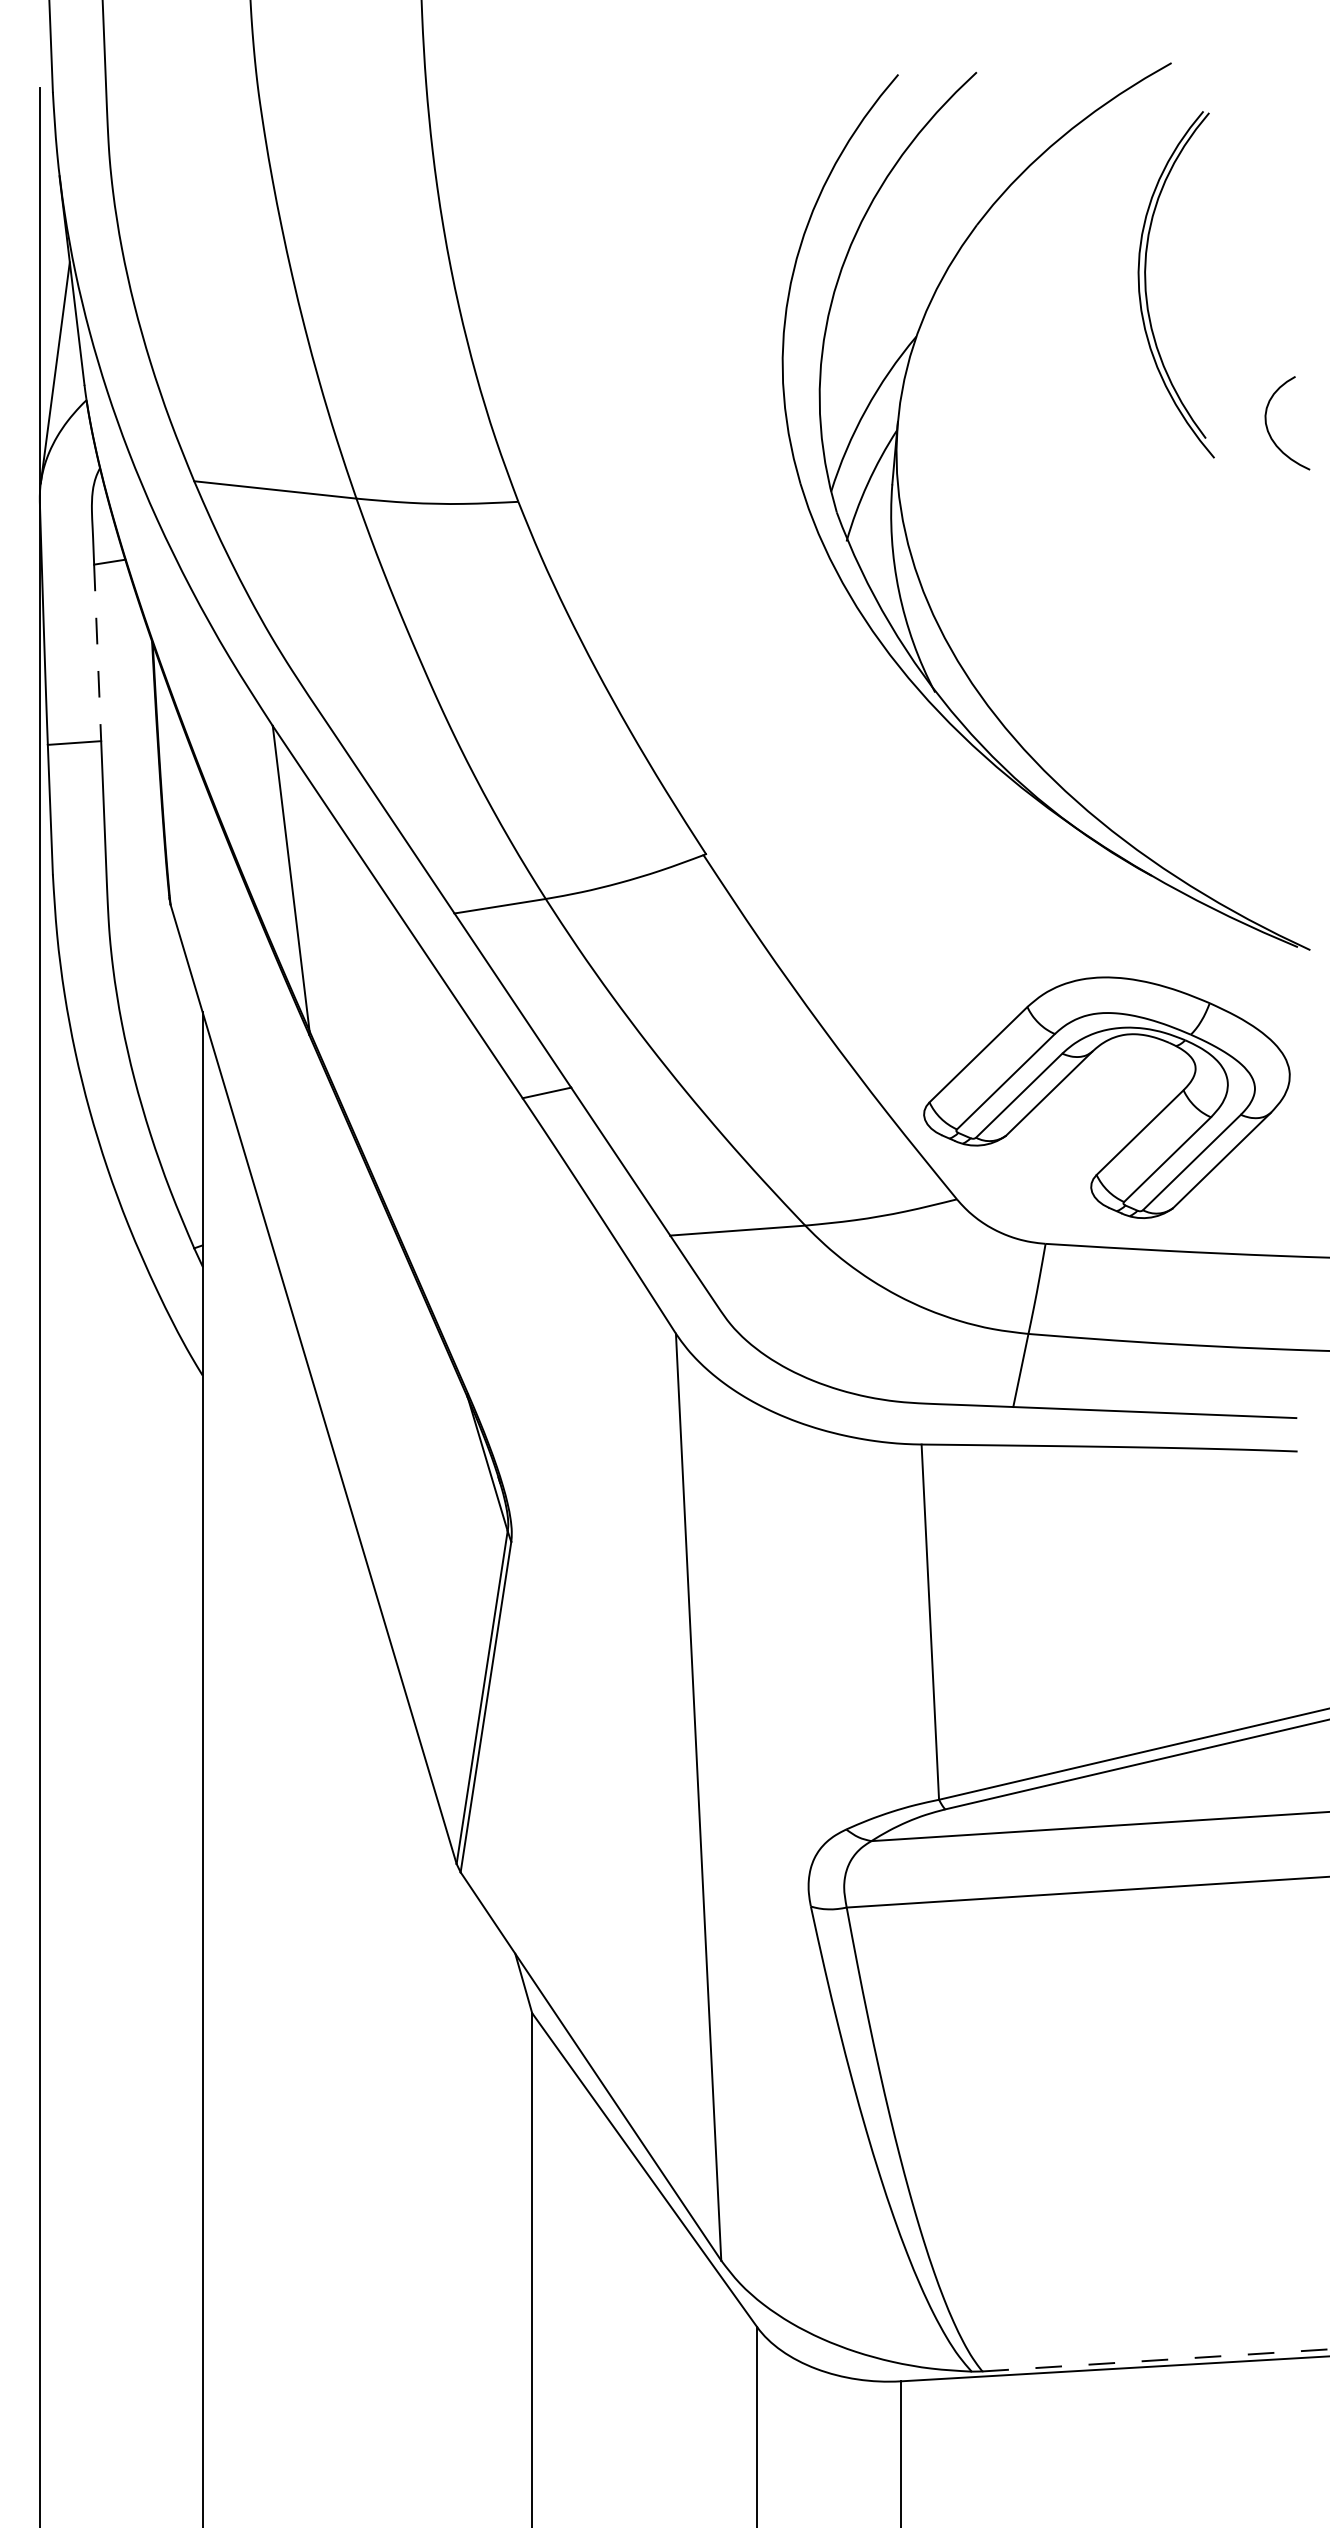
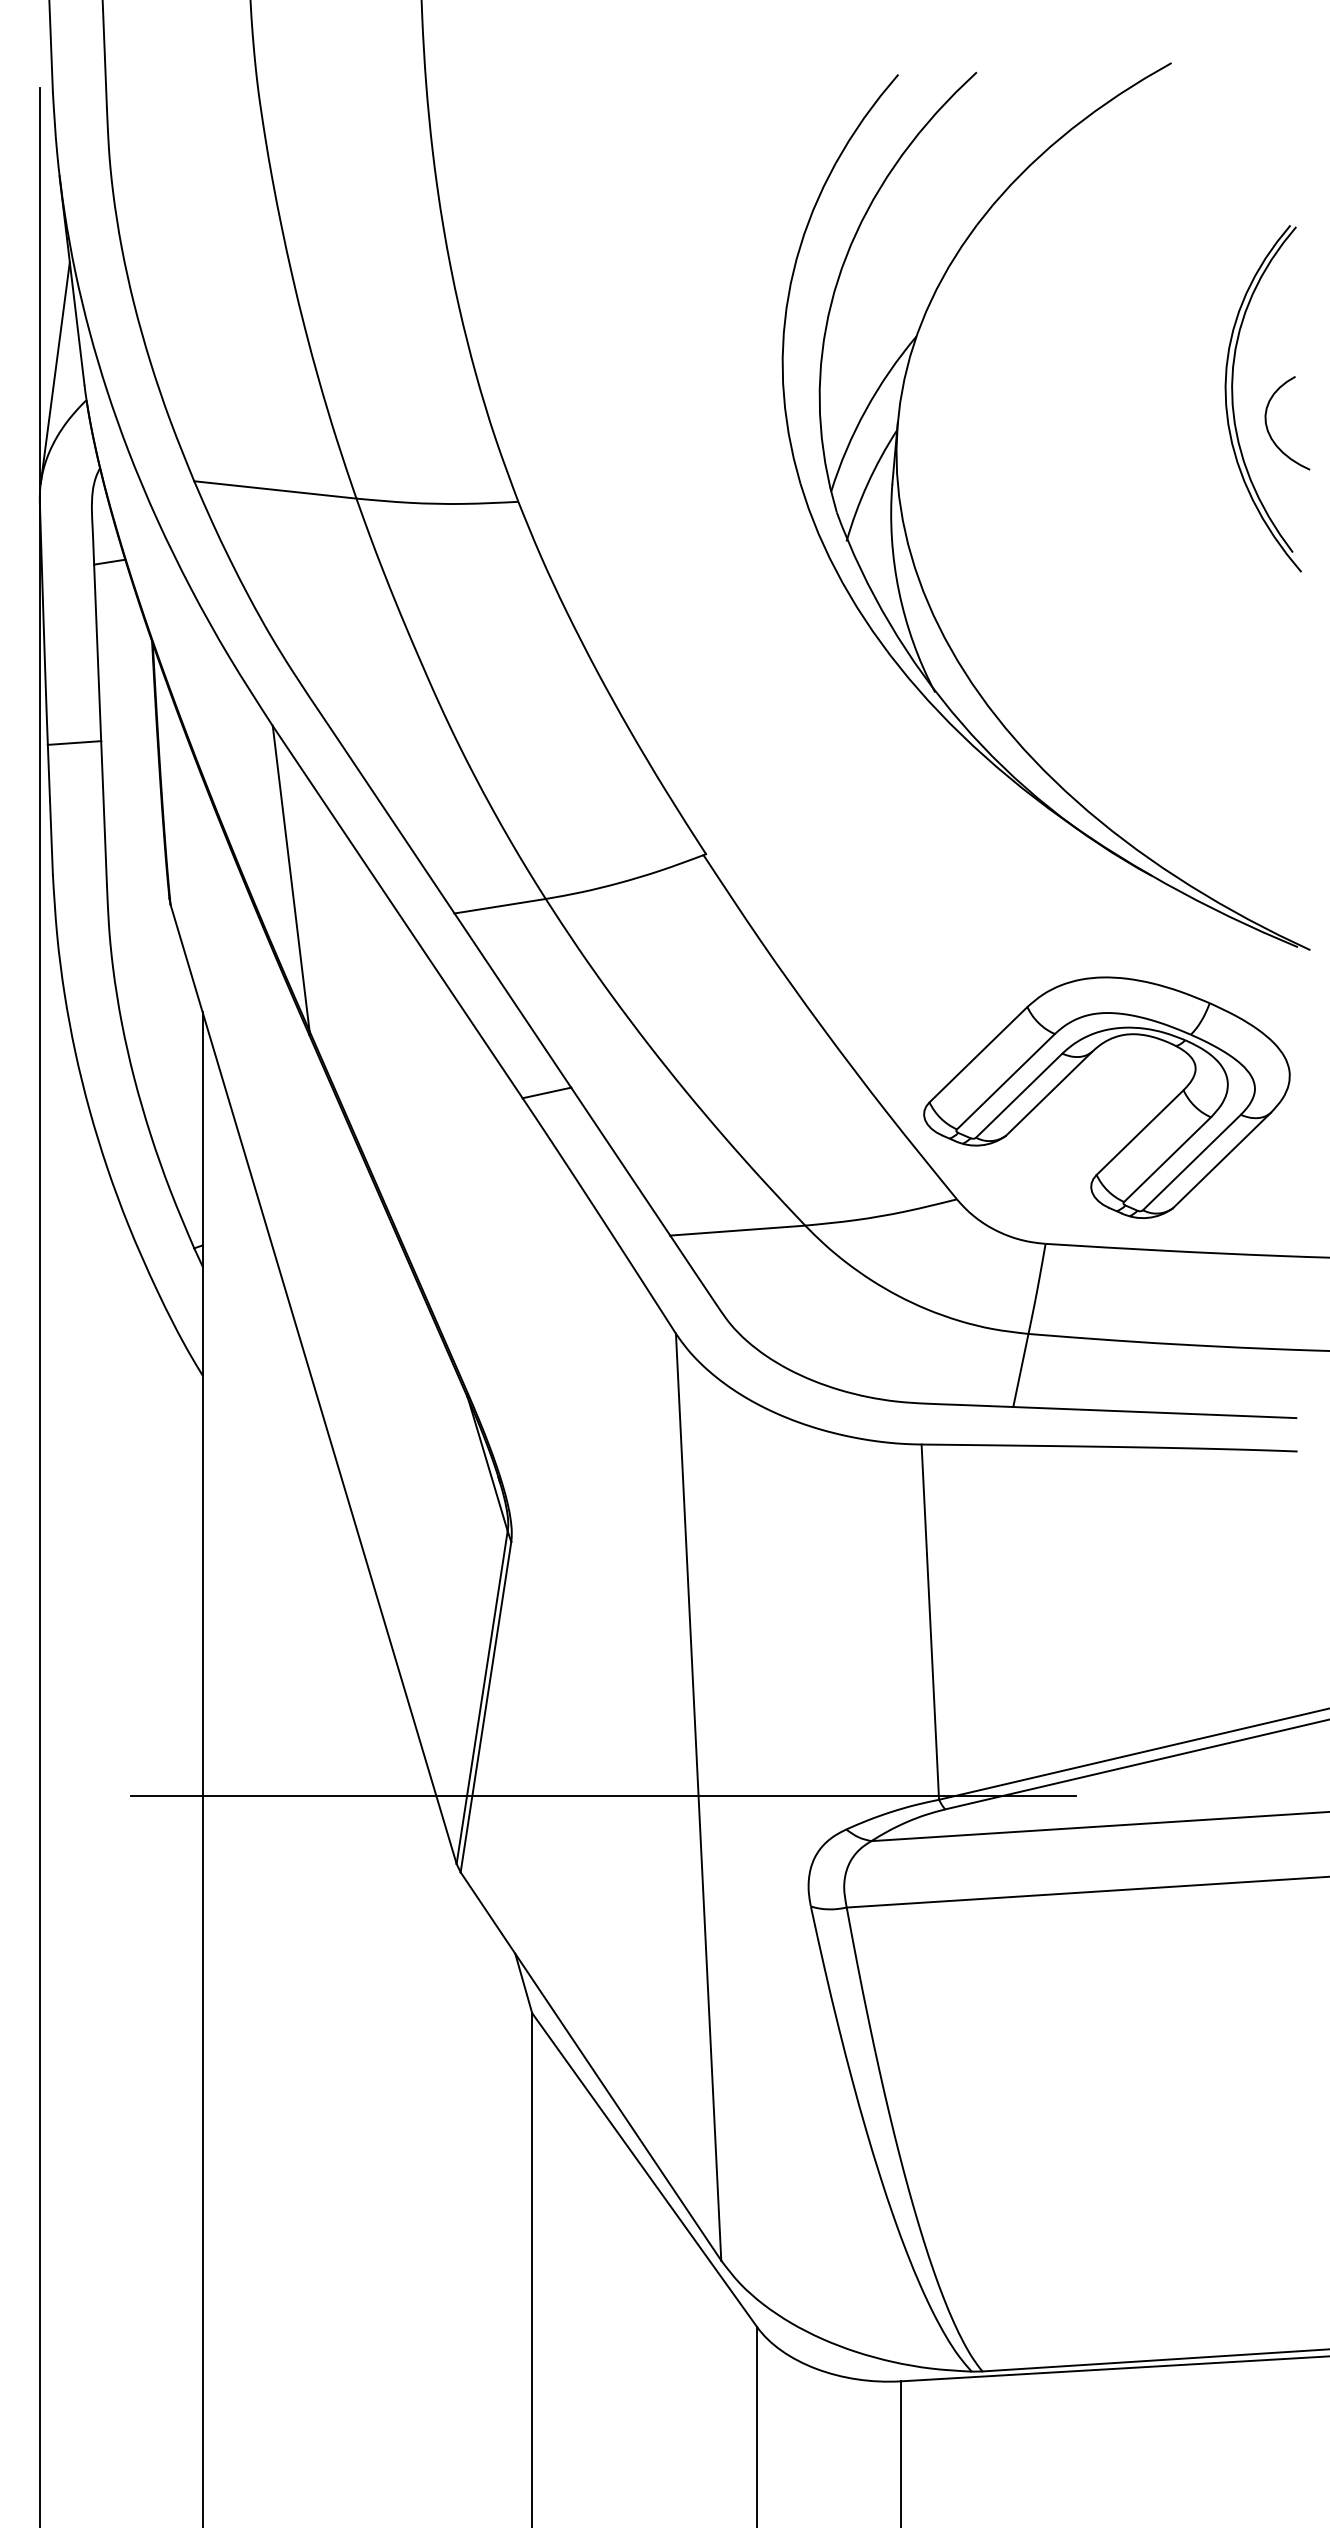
part position: (1146, 284) -> (1233, 398) (1233, 398)
line: dashed -> solid (97, 653)
line: none -> present (603, 1796)
line: dashed -> solid (1155, 2360)
